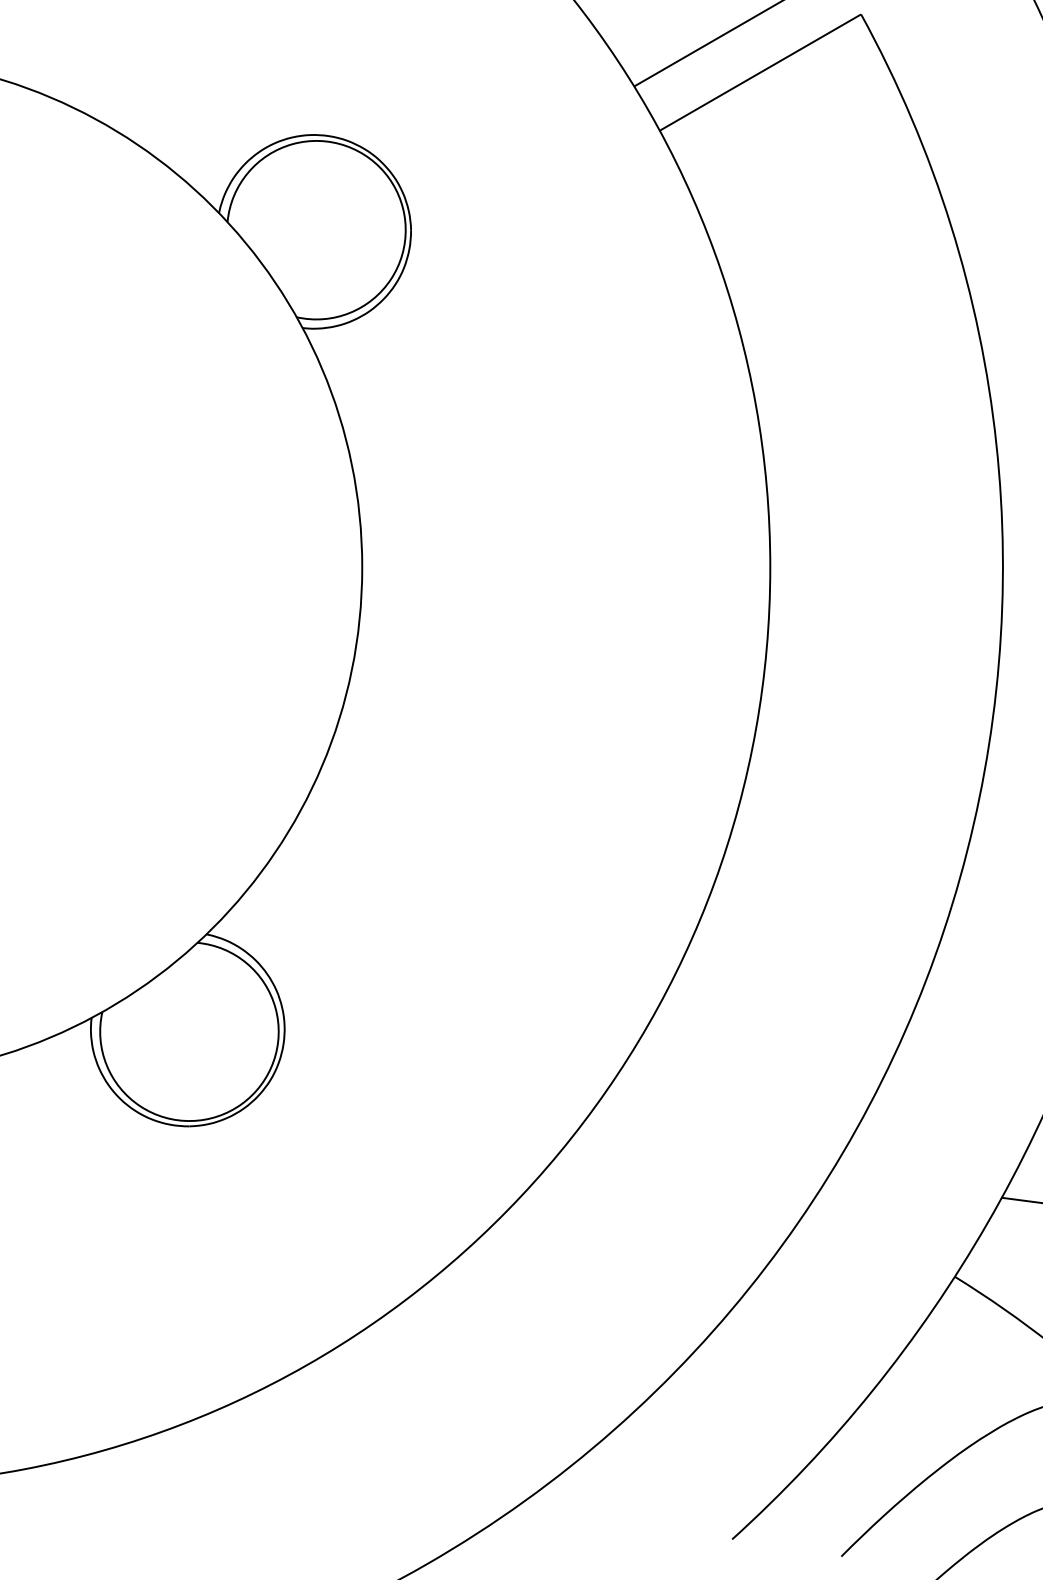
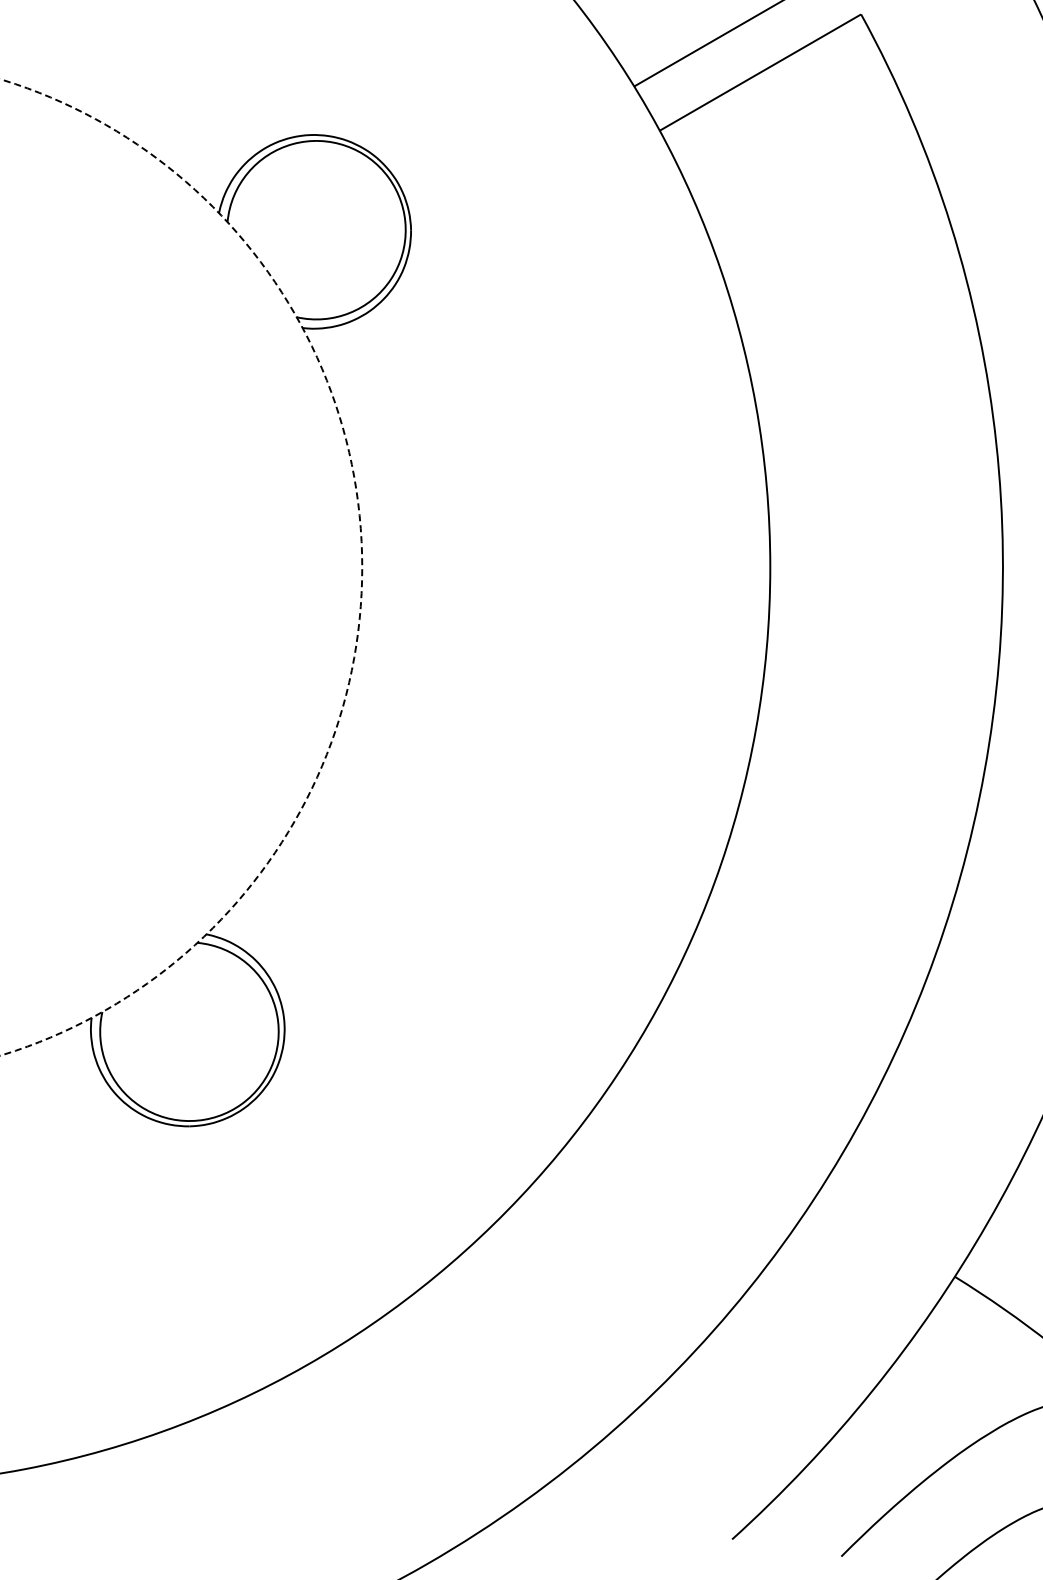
arc: solid -> dashed (362, 567)
line: present -> none (1020, 1199)
